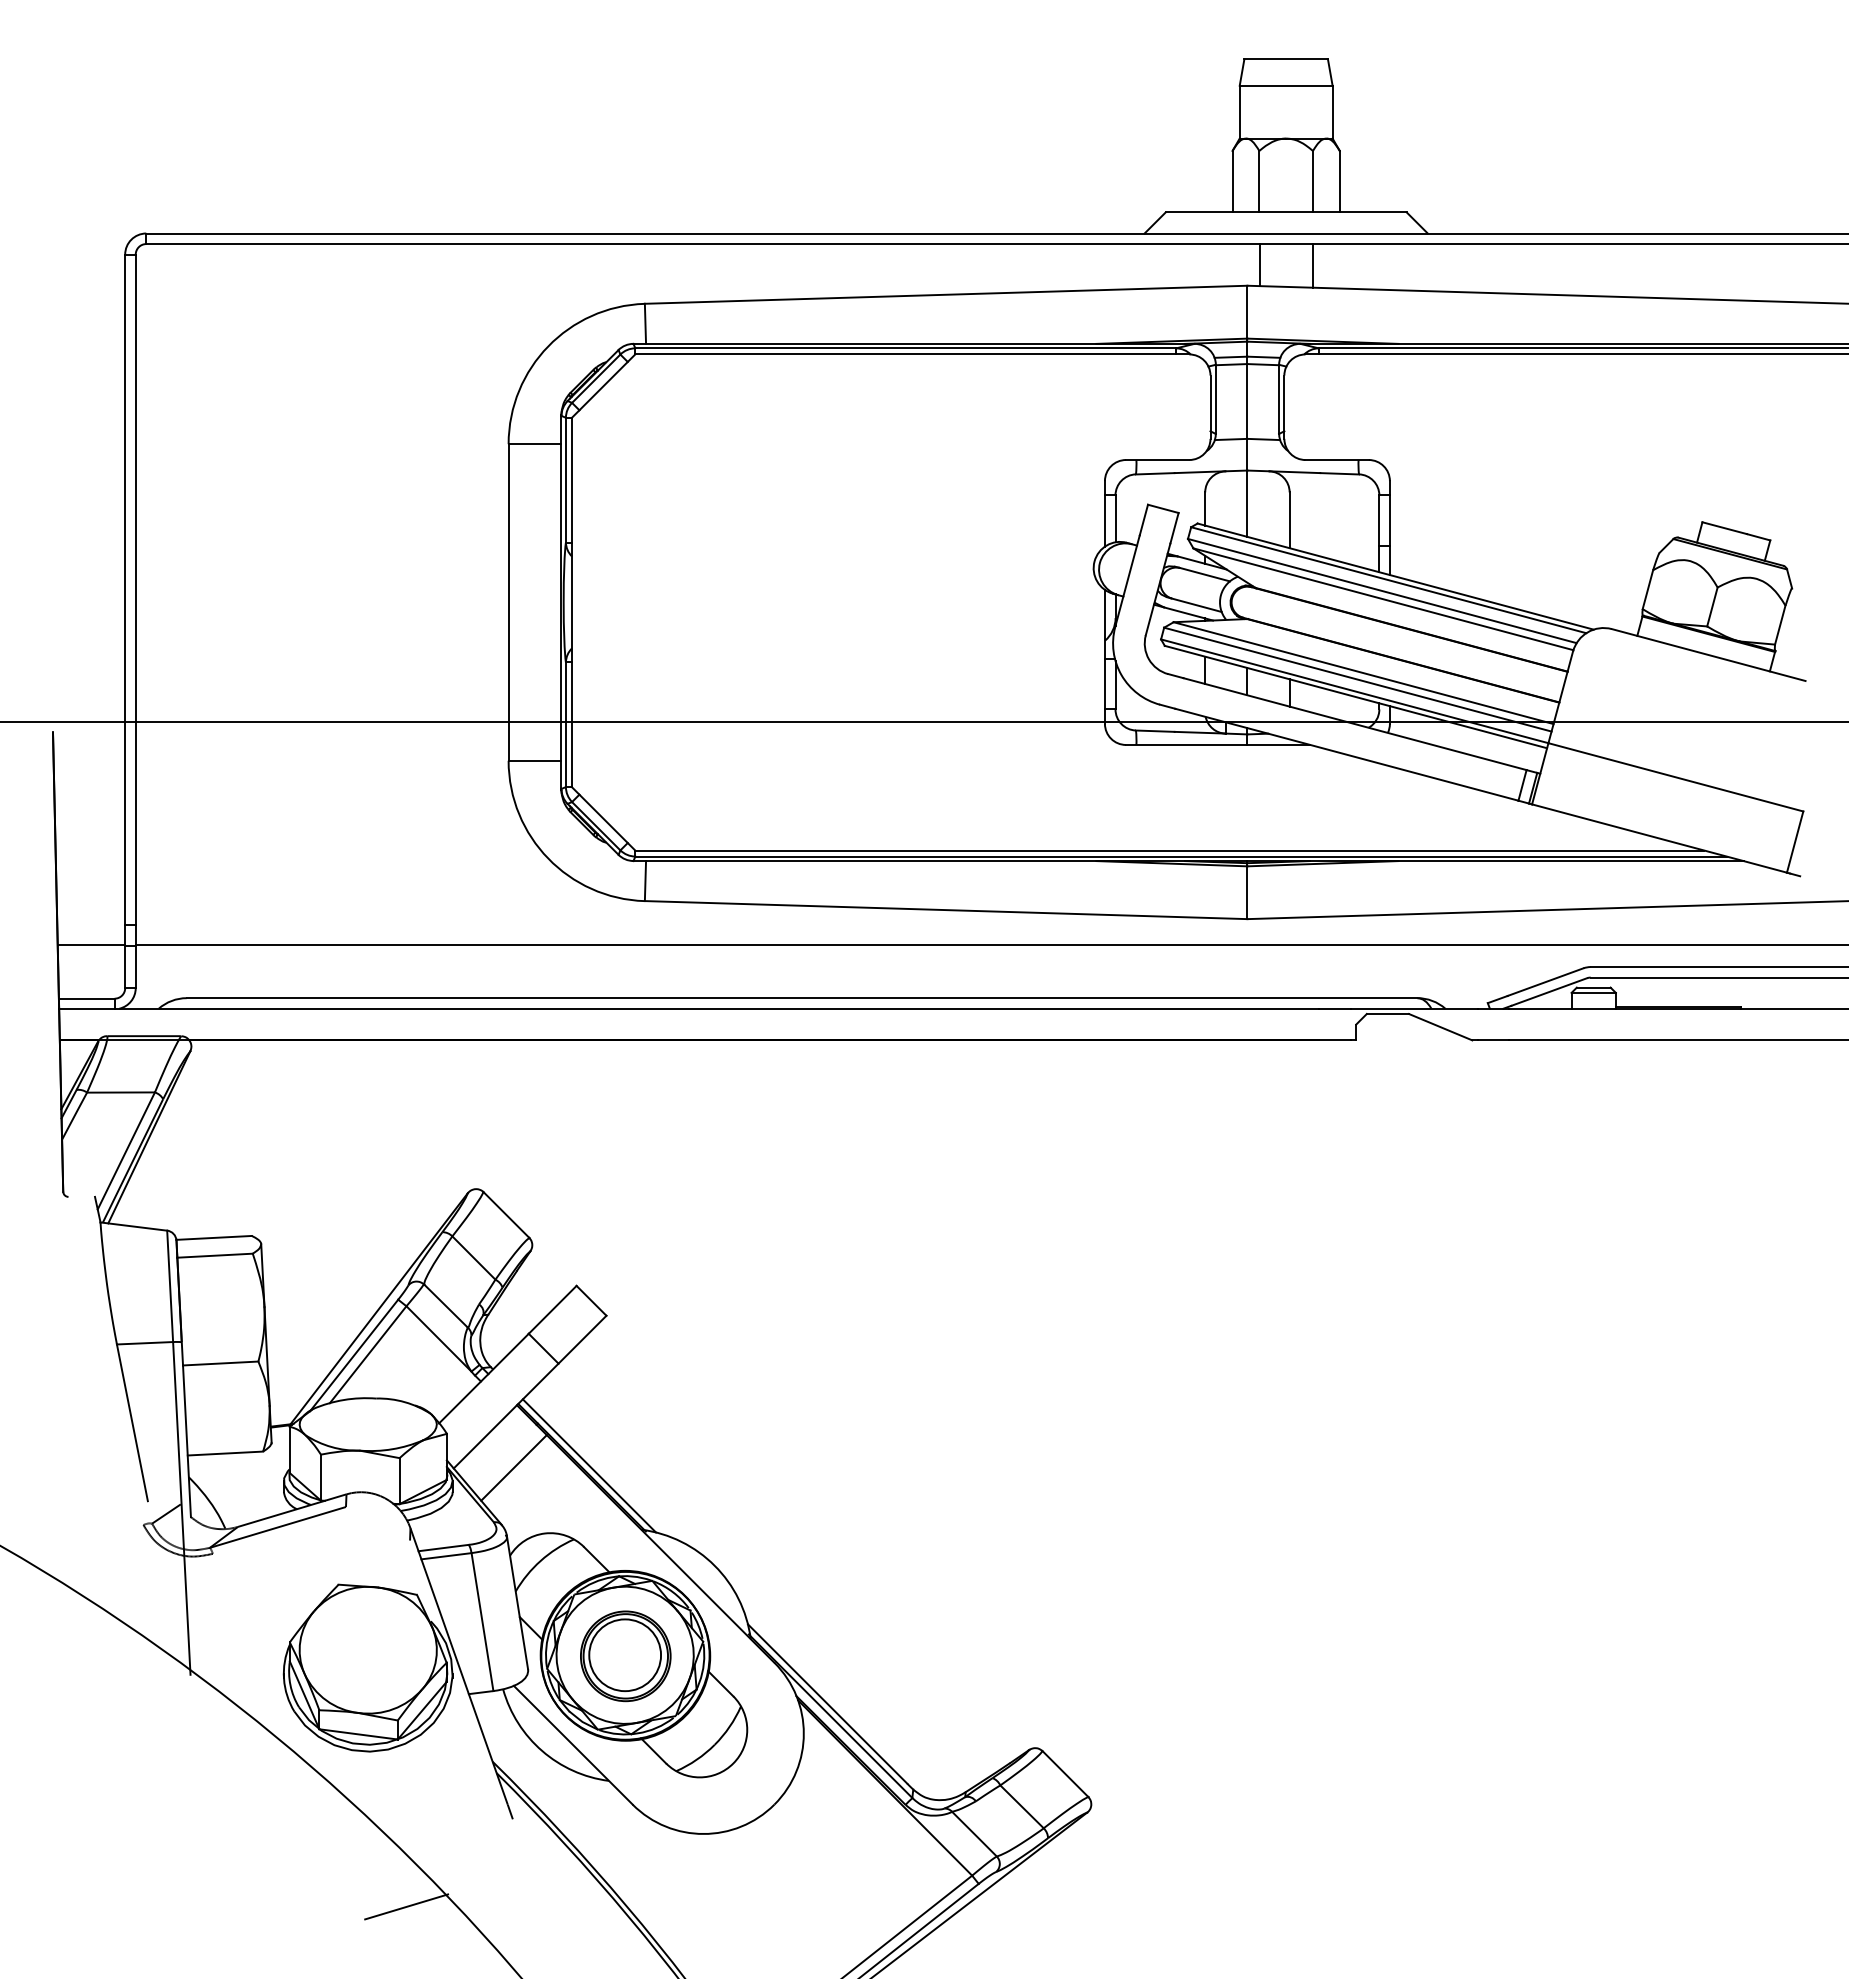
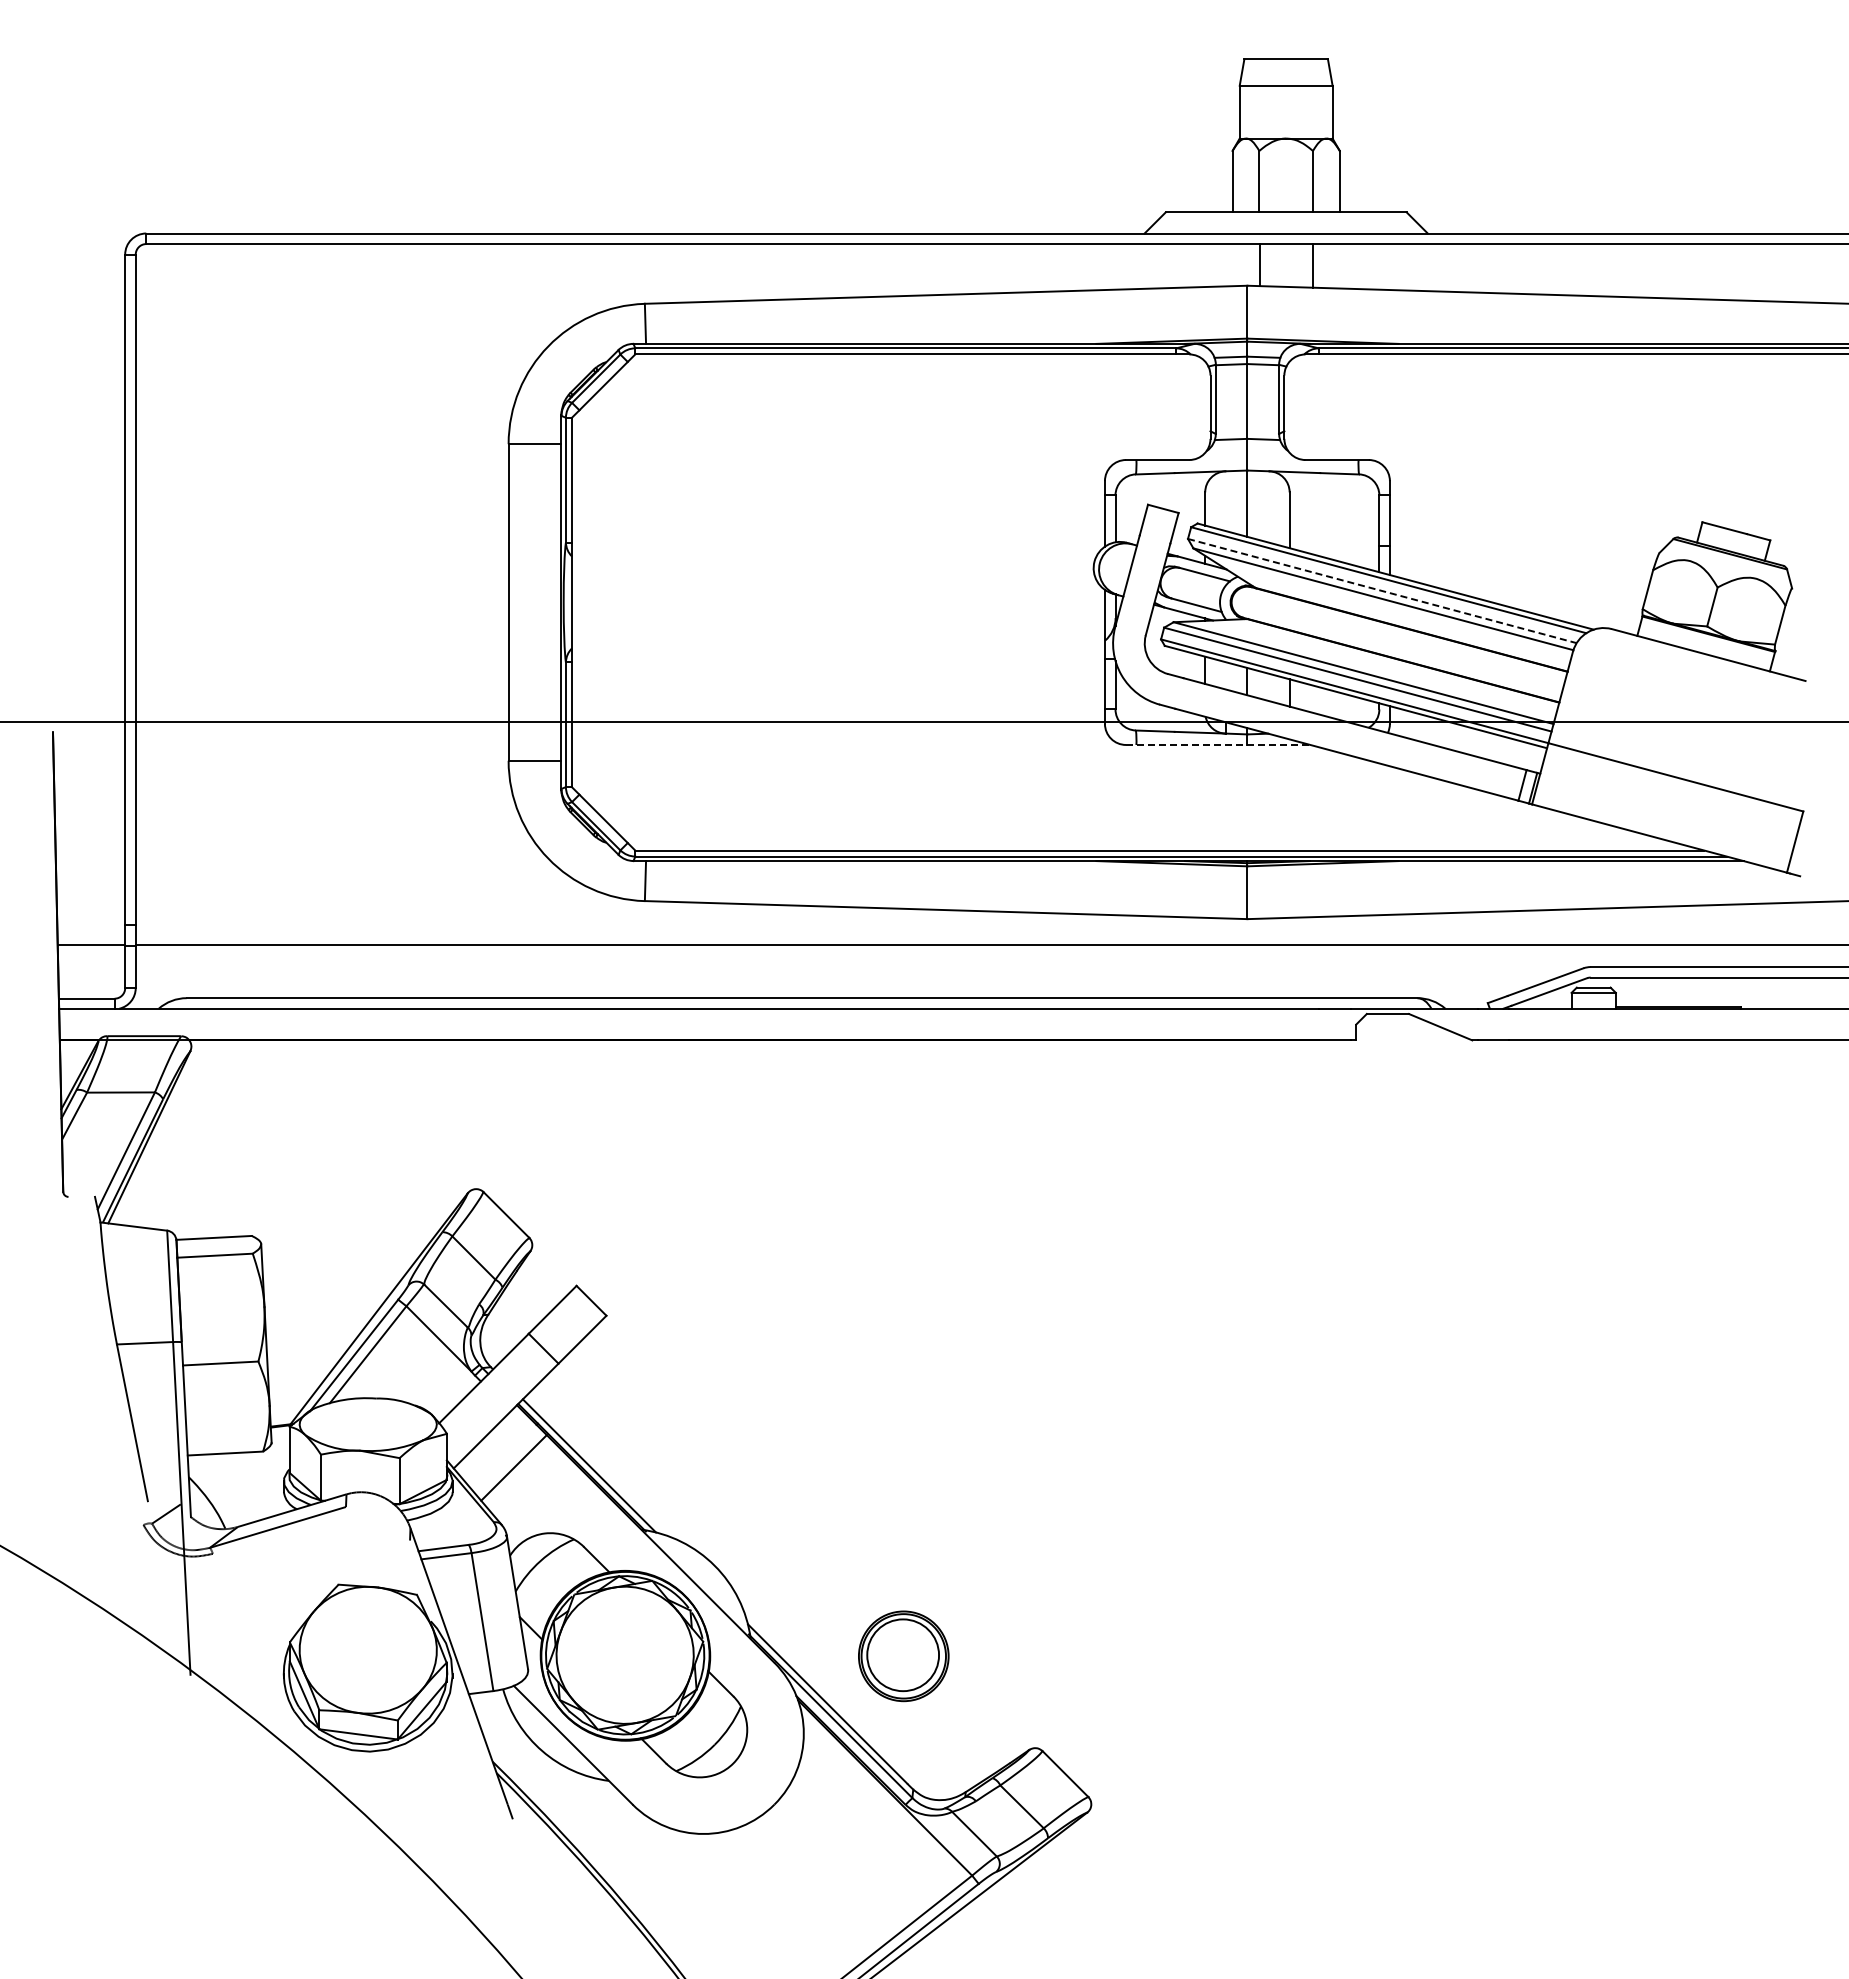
line: solid -> dashed (1382, 591)
line: solid -> dashed (1218, 744)
part position: (625, 1656) -> (903, 1656) (903, 1656)
line: present -> none (406, 1906)
